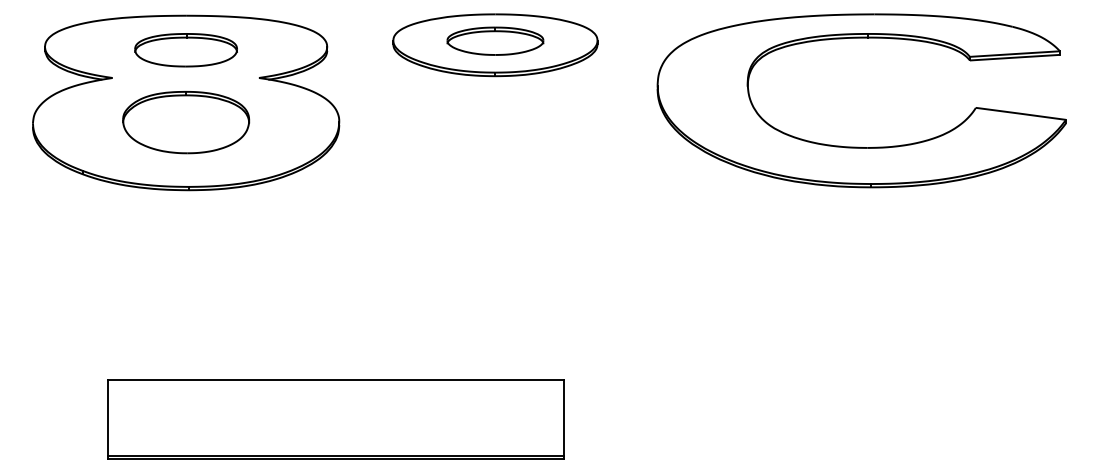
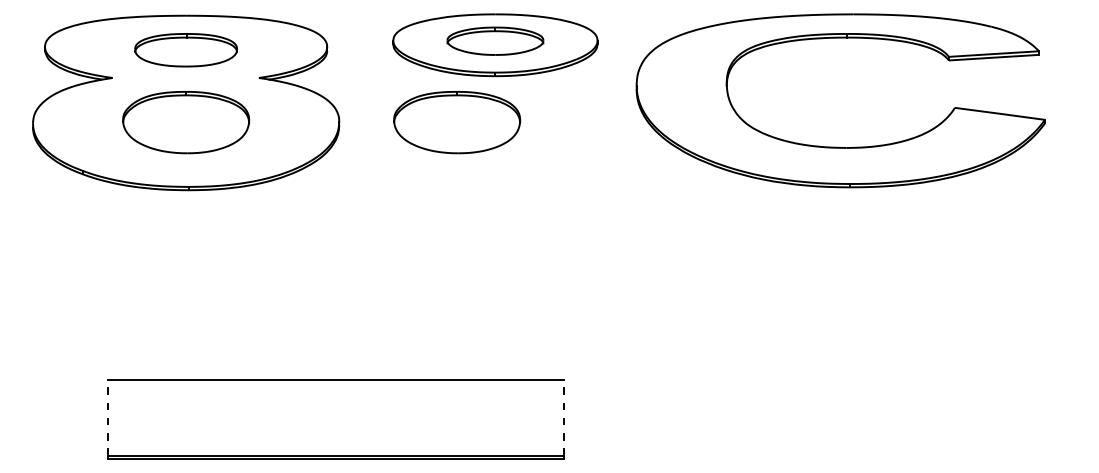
part: none -> present (457, 122)
part position: (858, 146) -> (837, 146) (837, 146)
line: solid -> dashed (107, 417)
line: solid -> dashed (563, 417)
